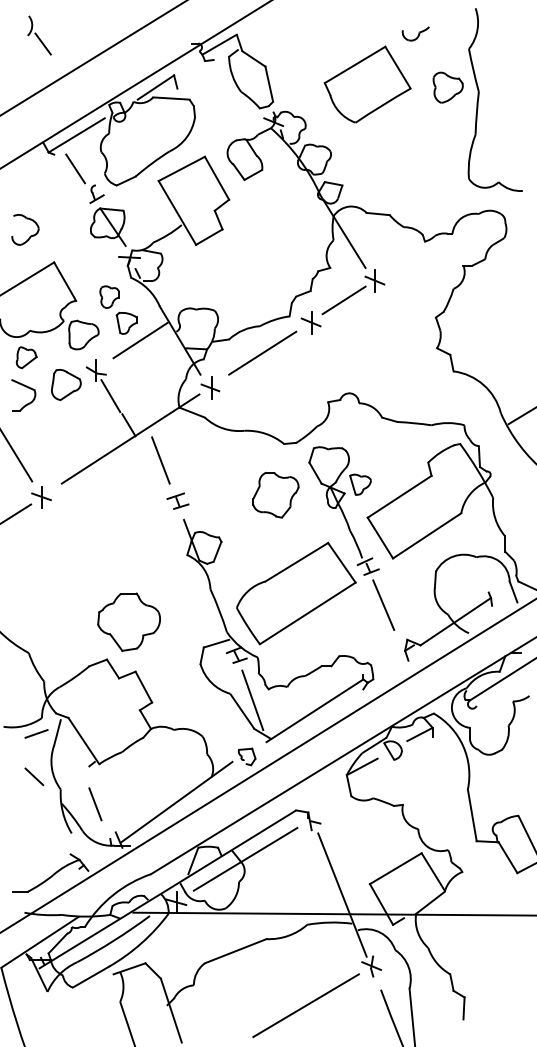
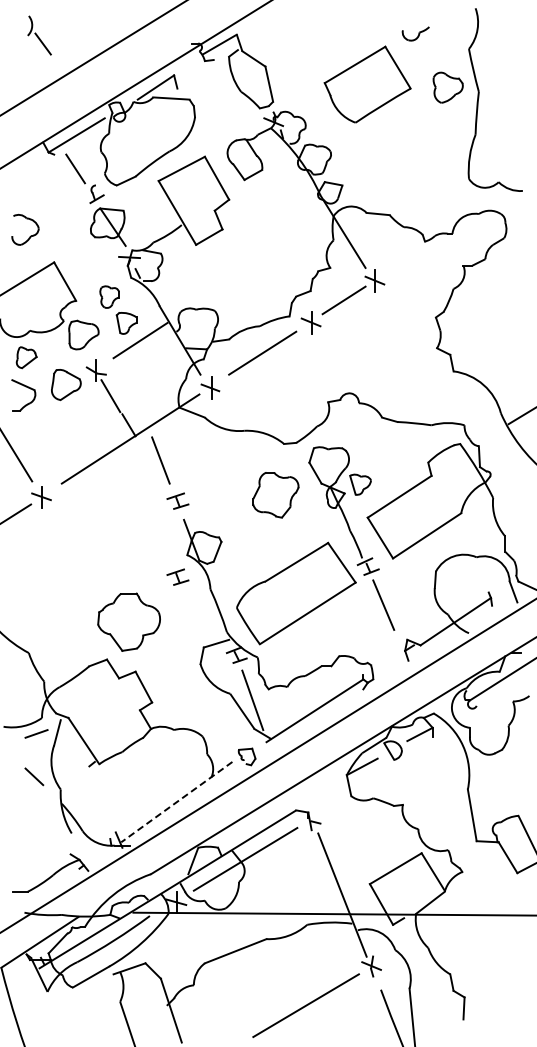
part: none -> present (177, 576)
line: solid -> dashed (176, 802)
line: present -> none (95, 804)
